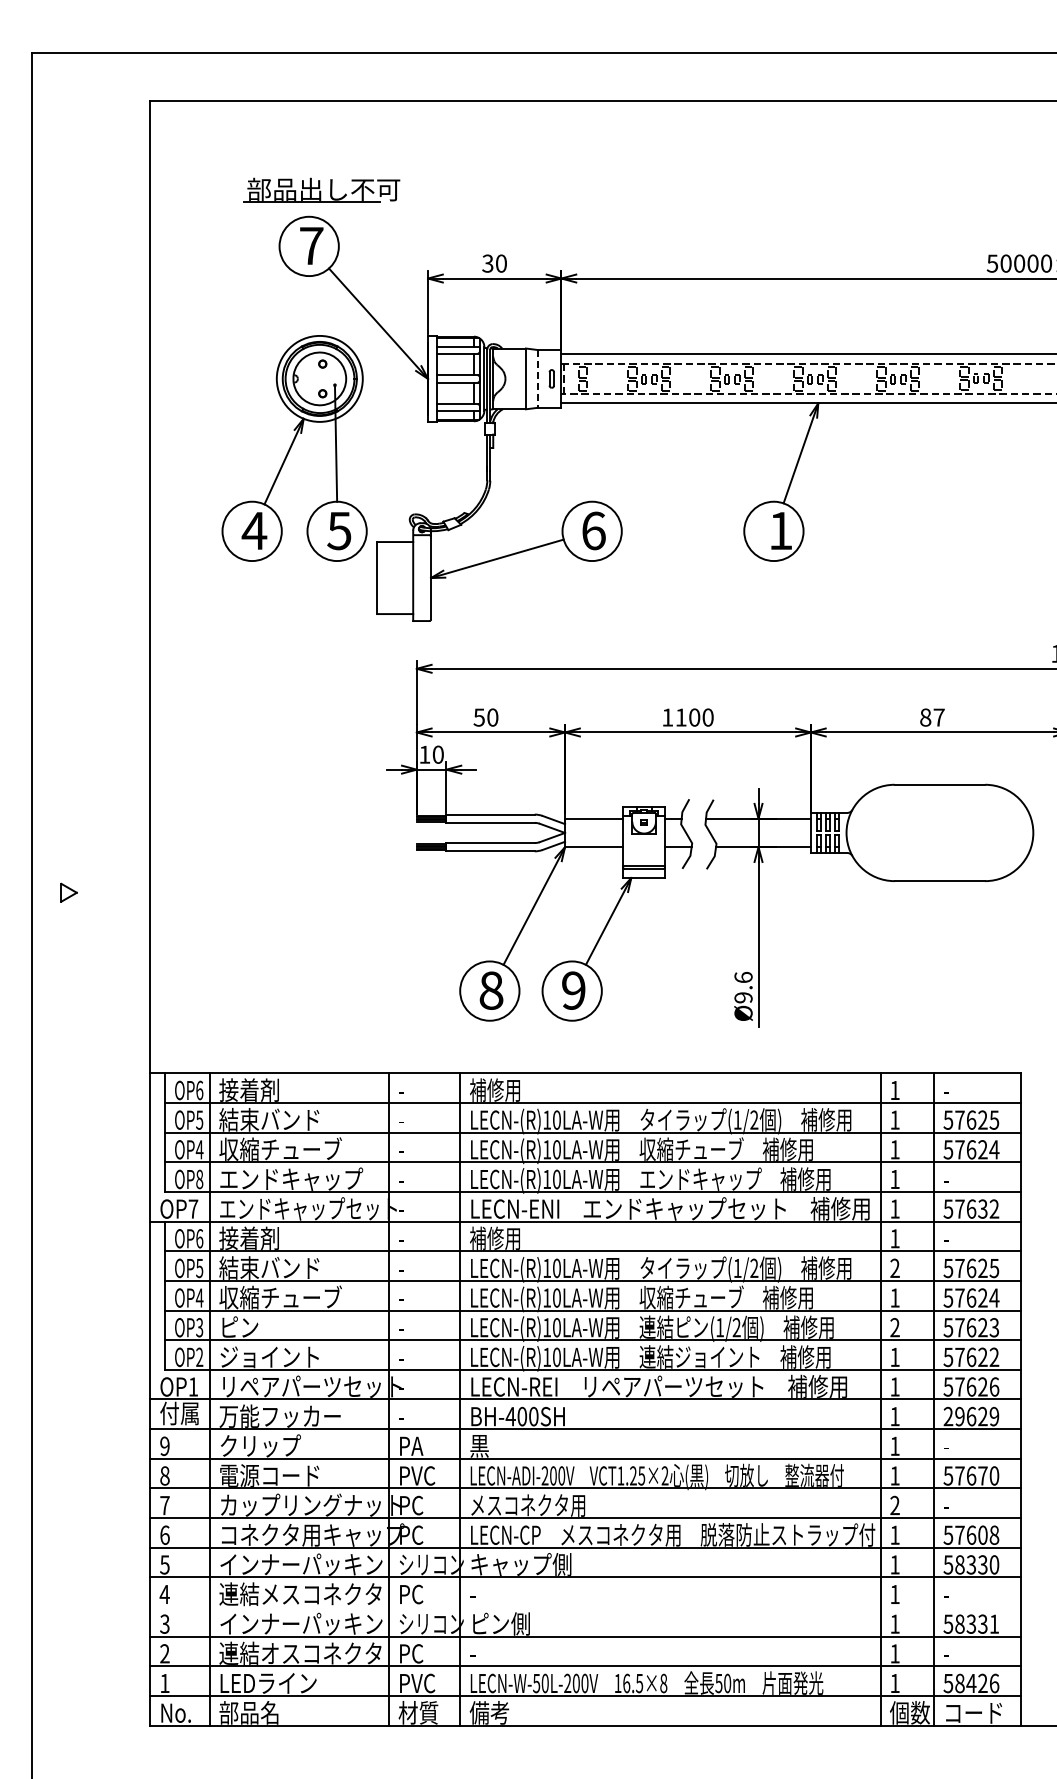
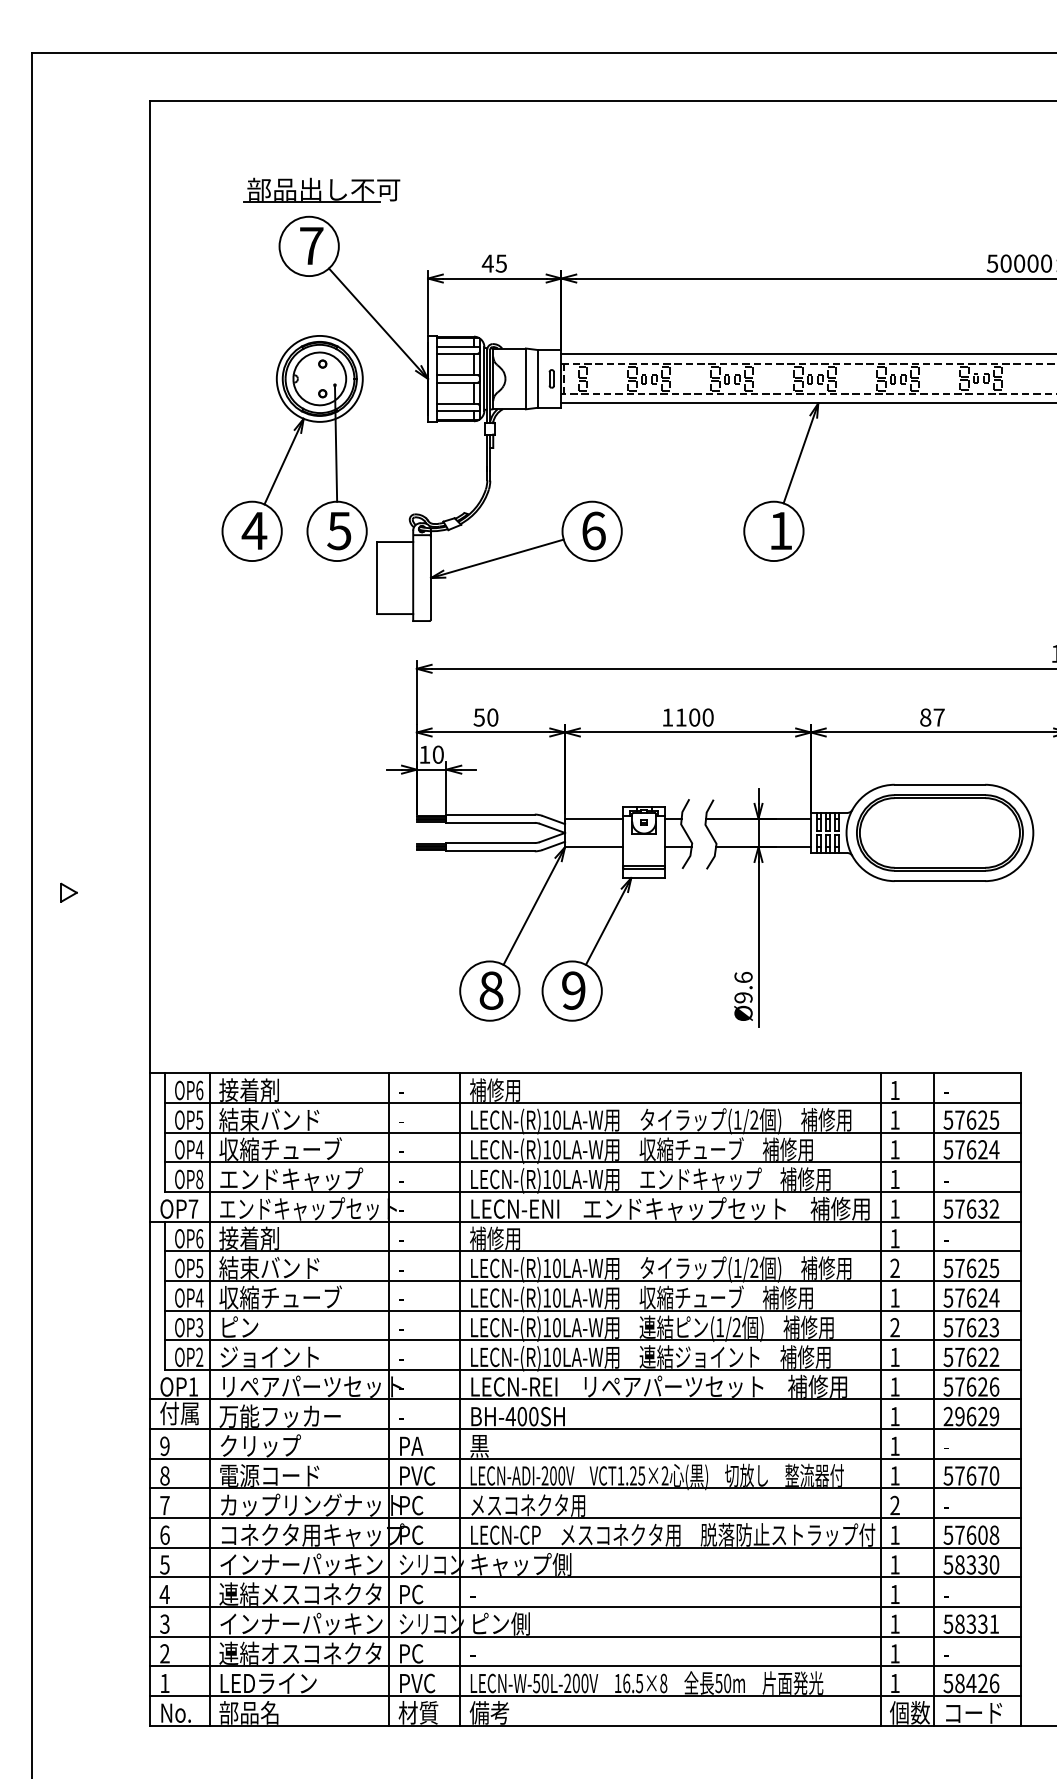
text: 30 -> 45 (493, 263)
line: dashed -> solid (537, 378)
part: none -> present (939, 832)
line: none -> present (585, 1607)
